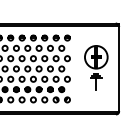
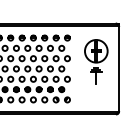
part position: (96, 67) -> (96, 61) (96, 61)
